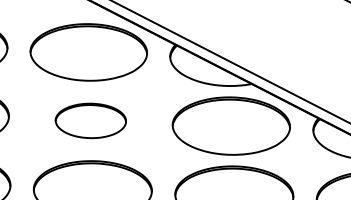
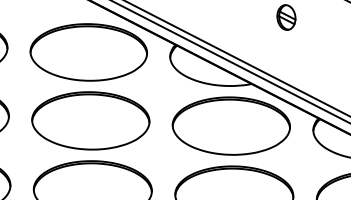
part: none -> present (286, 17)
line: none -> present (237, 58)
part size: 73x38 px -> 120x60 px (90, 120)
